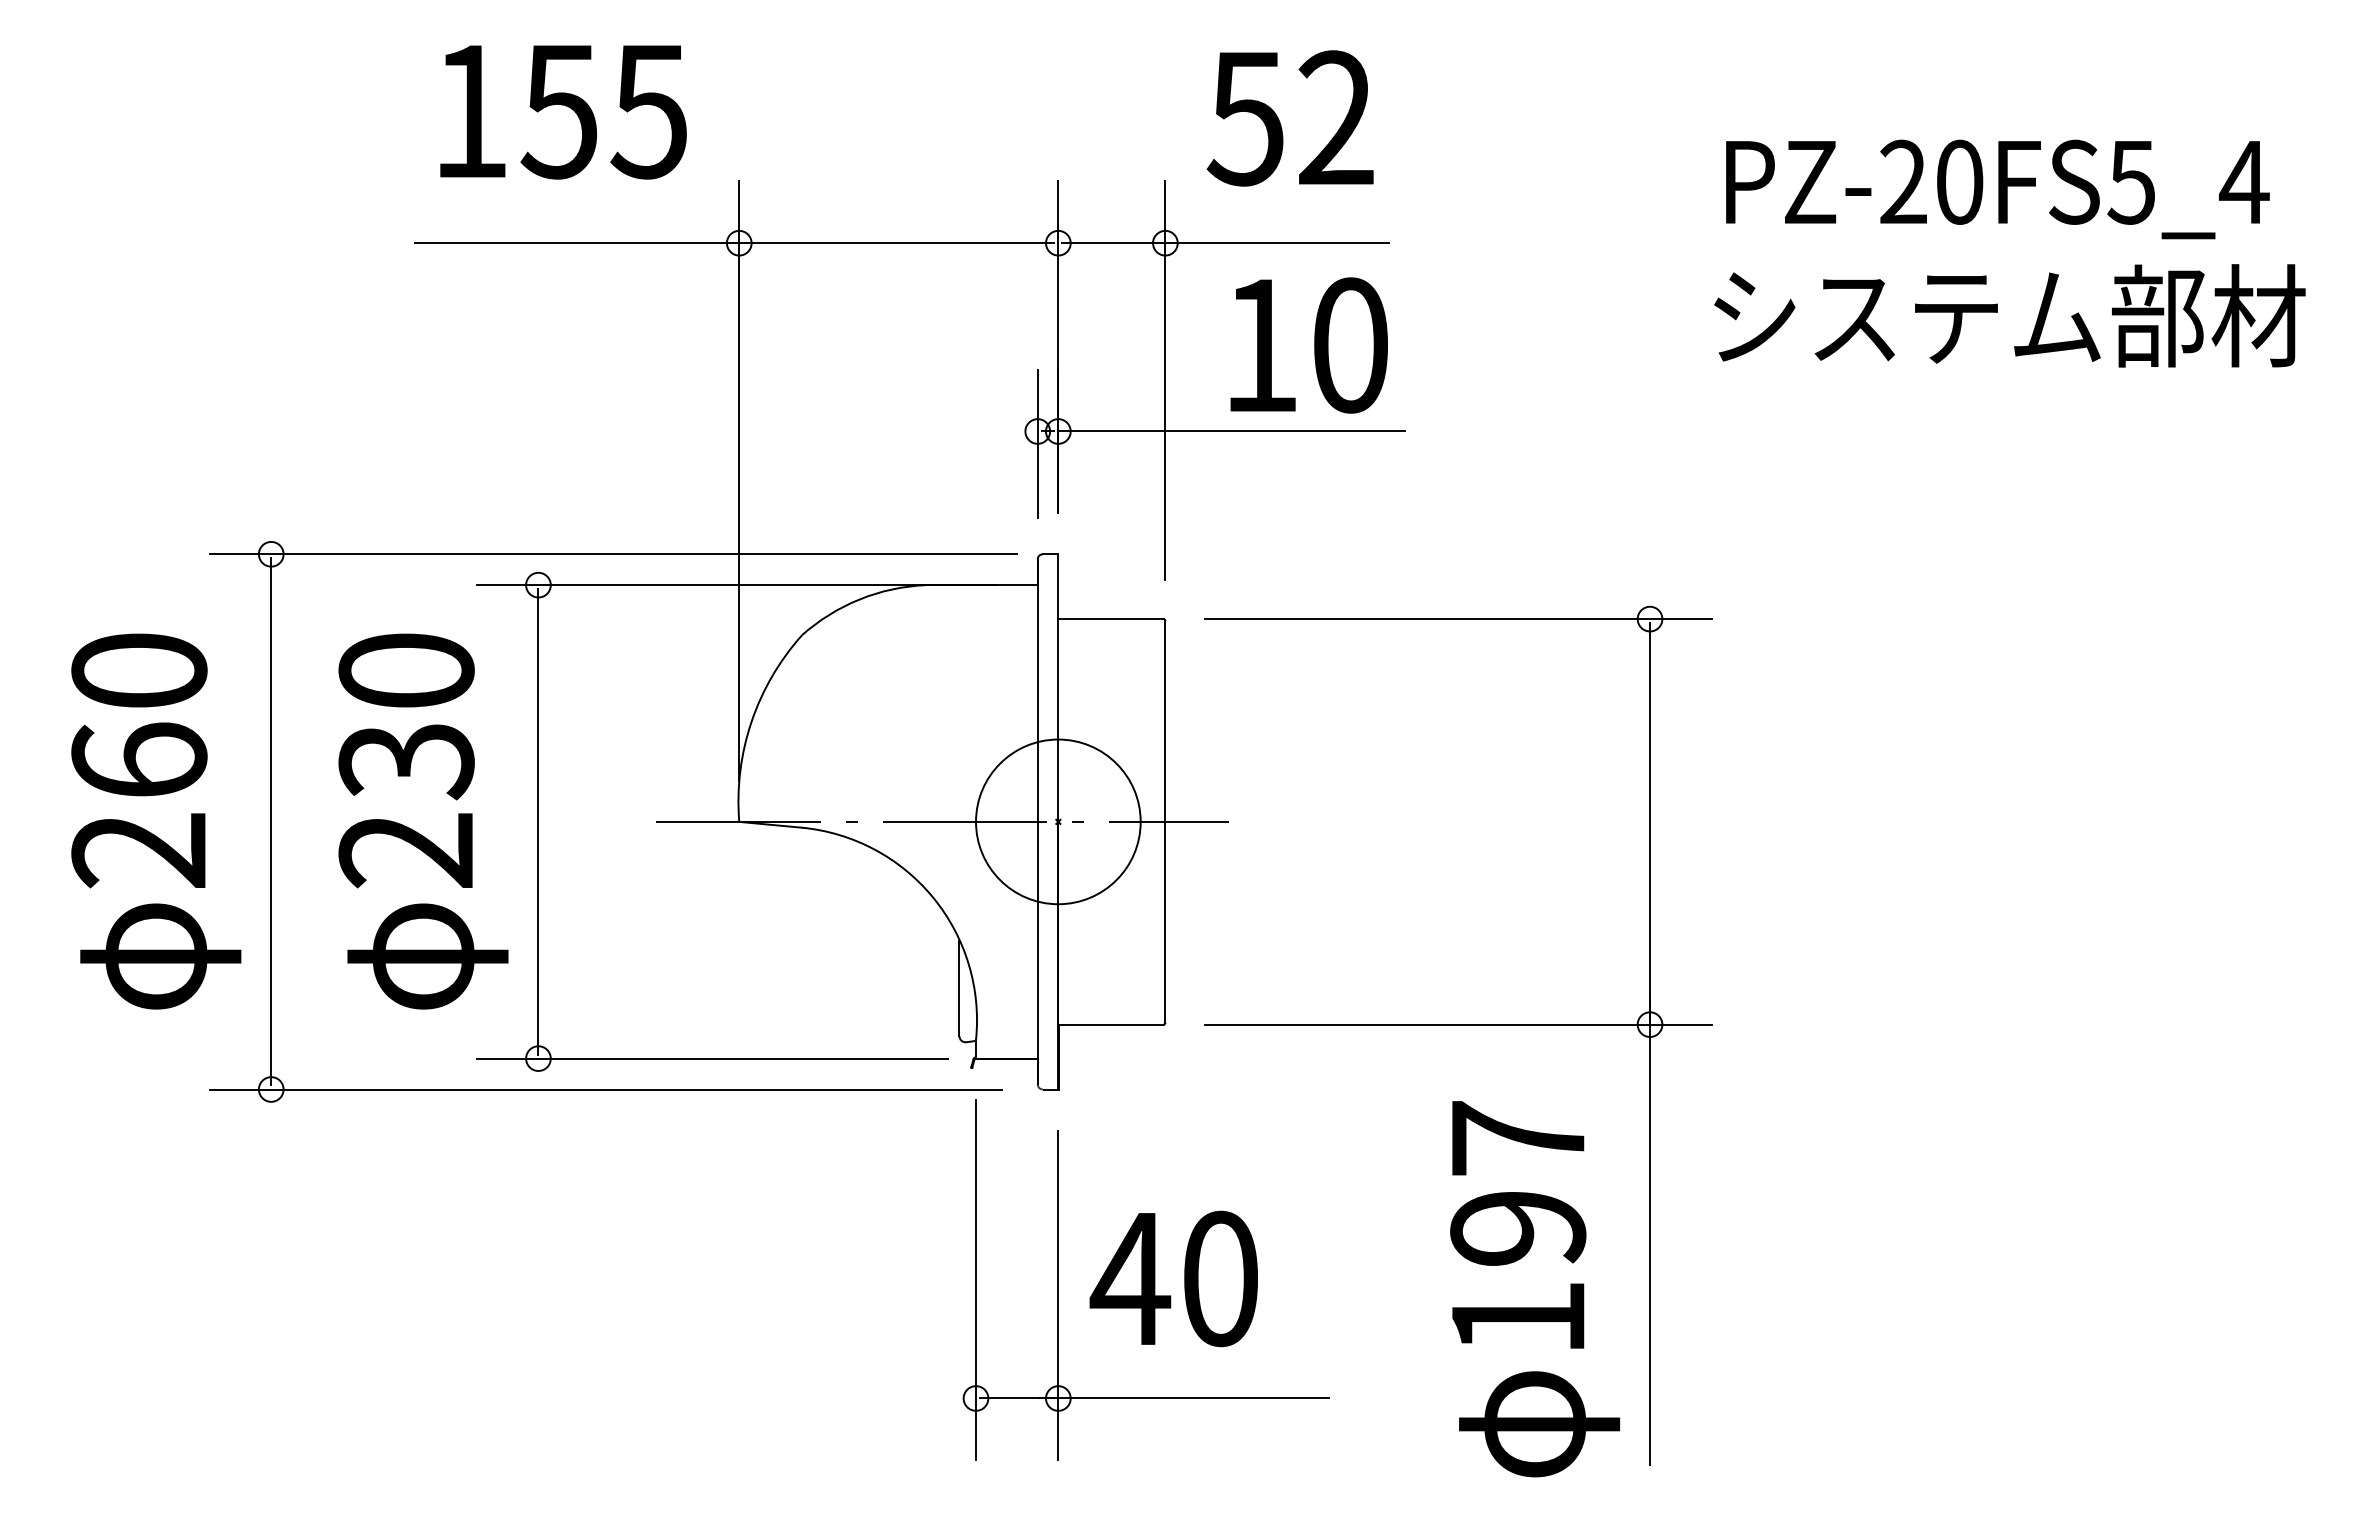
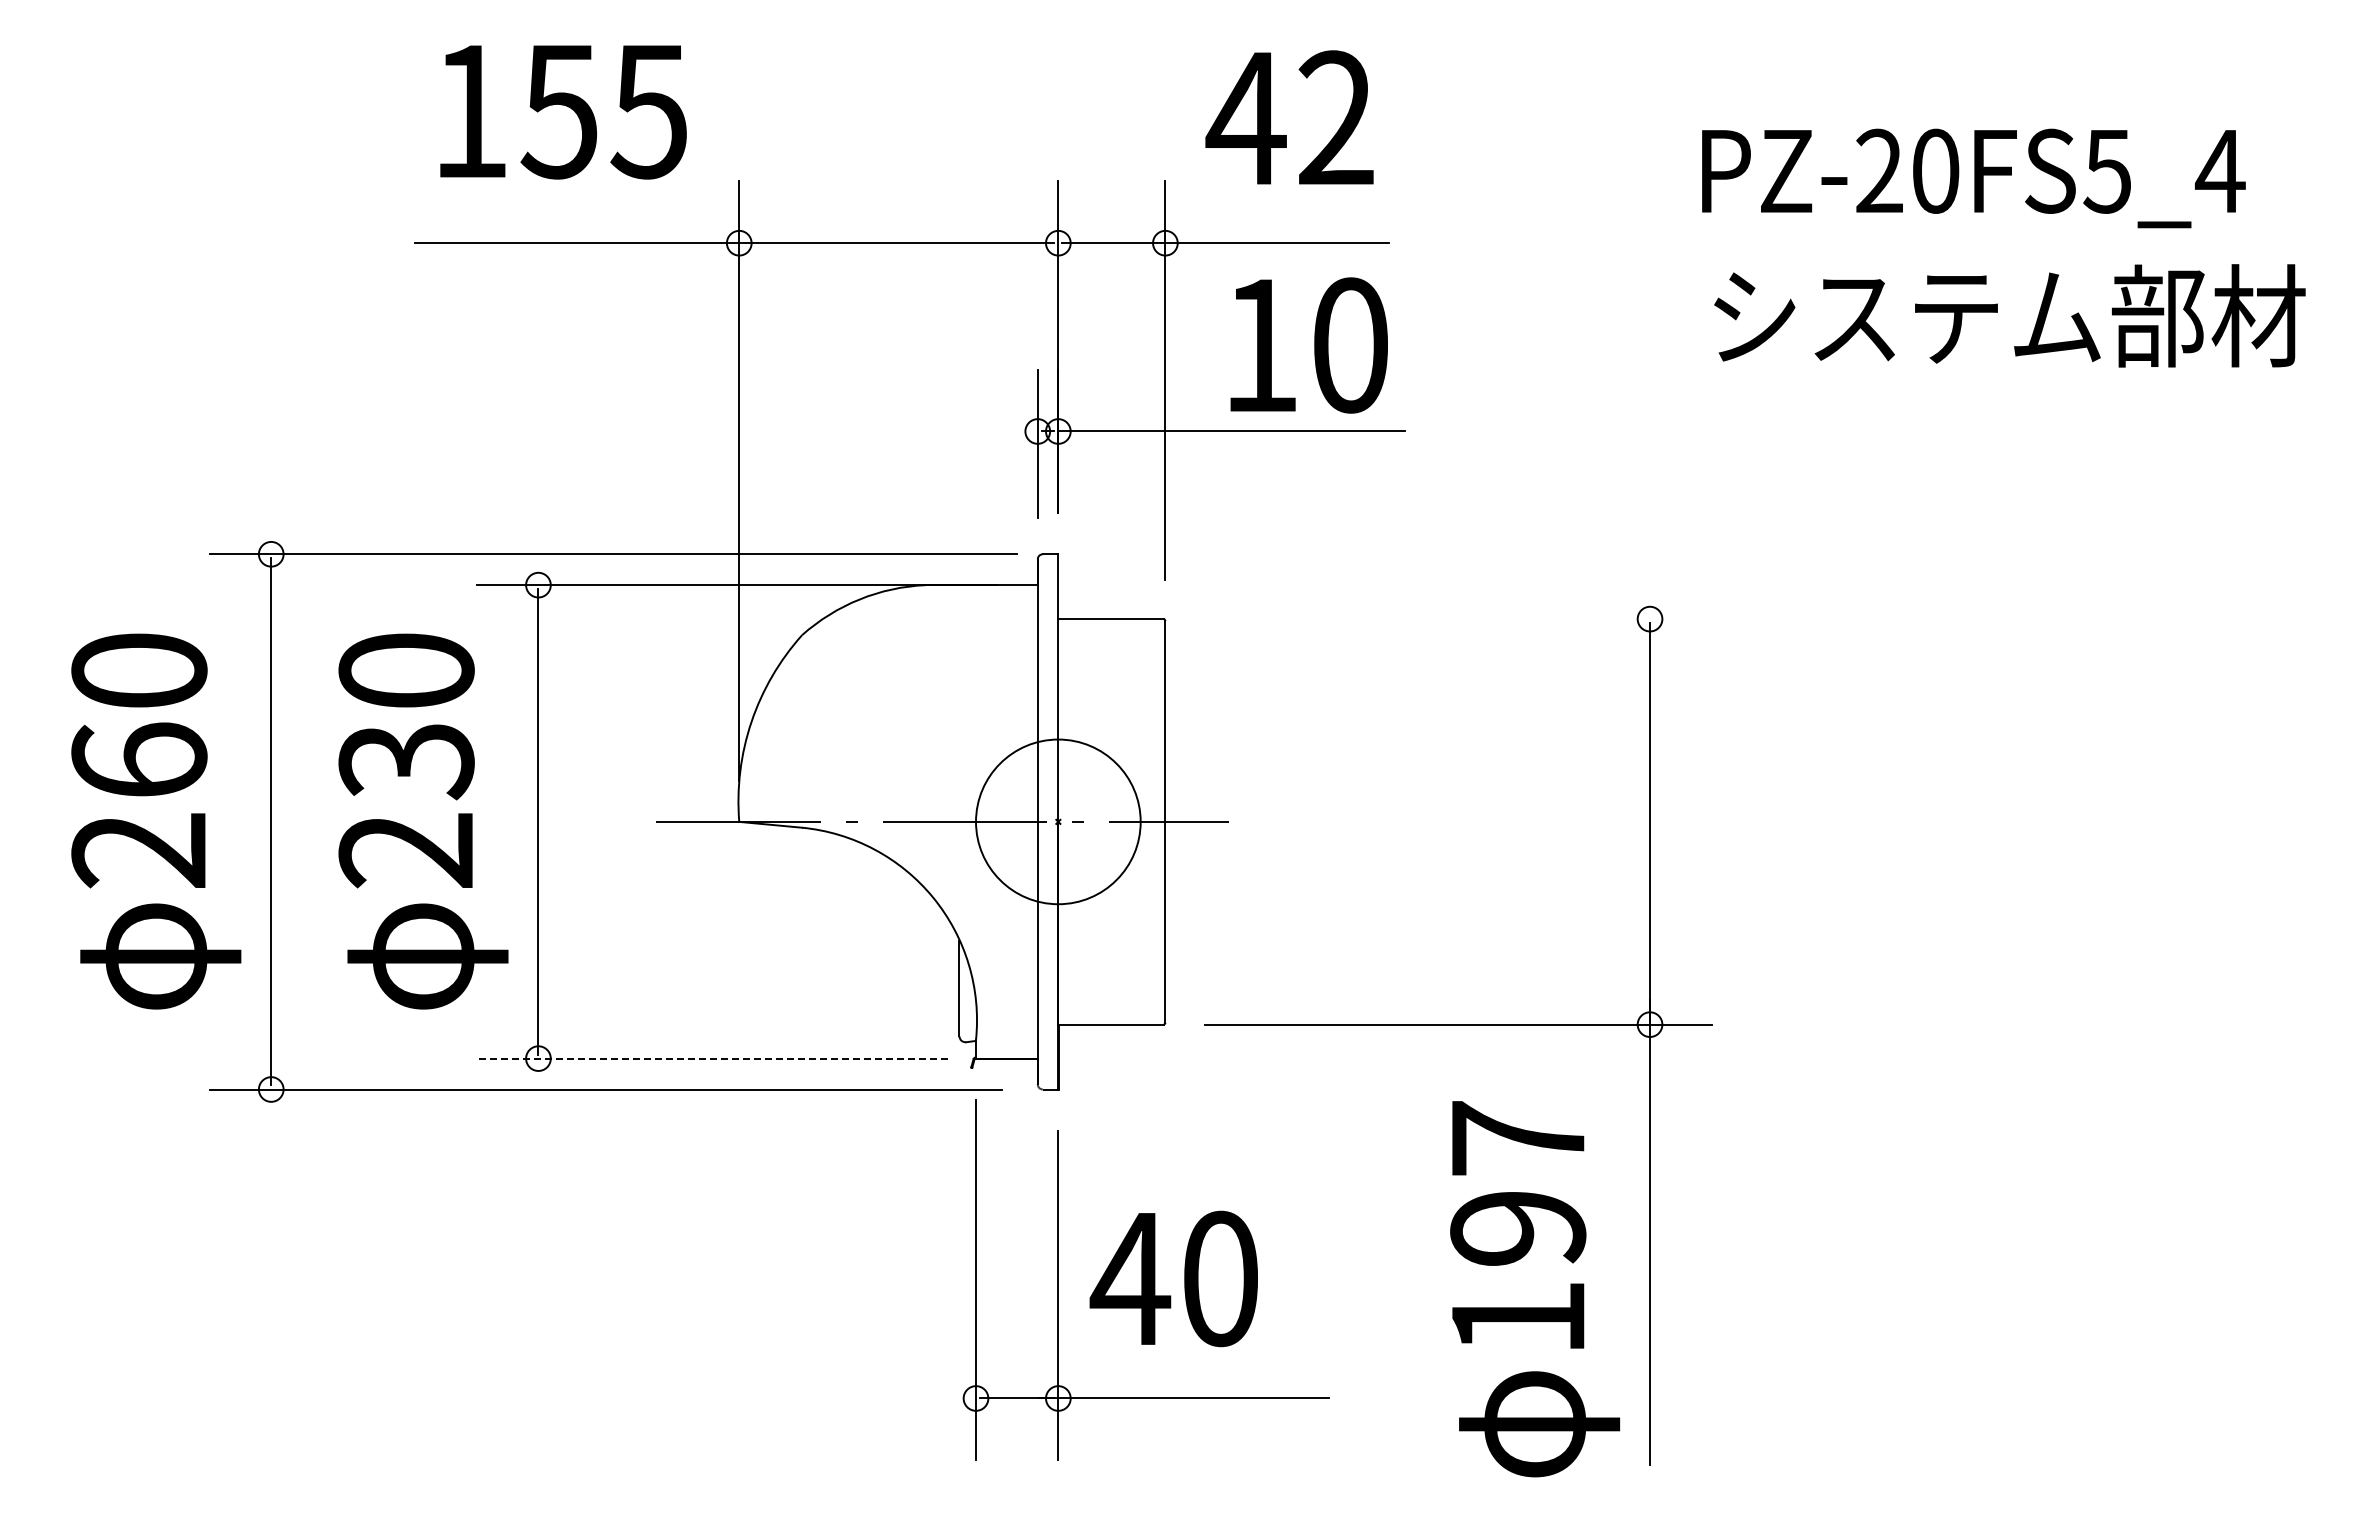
text: 52 -> 42 (1245, 119)
text position: (1997, 189) -> (1973, 178) (1973, 178)
line: present -> none (1457, 619)
line: solid -> dashed (712, 1058)
